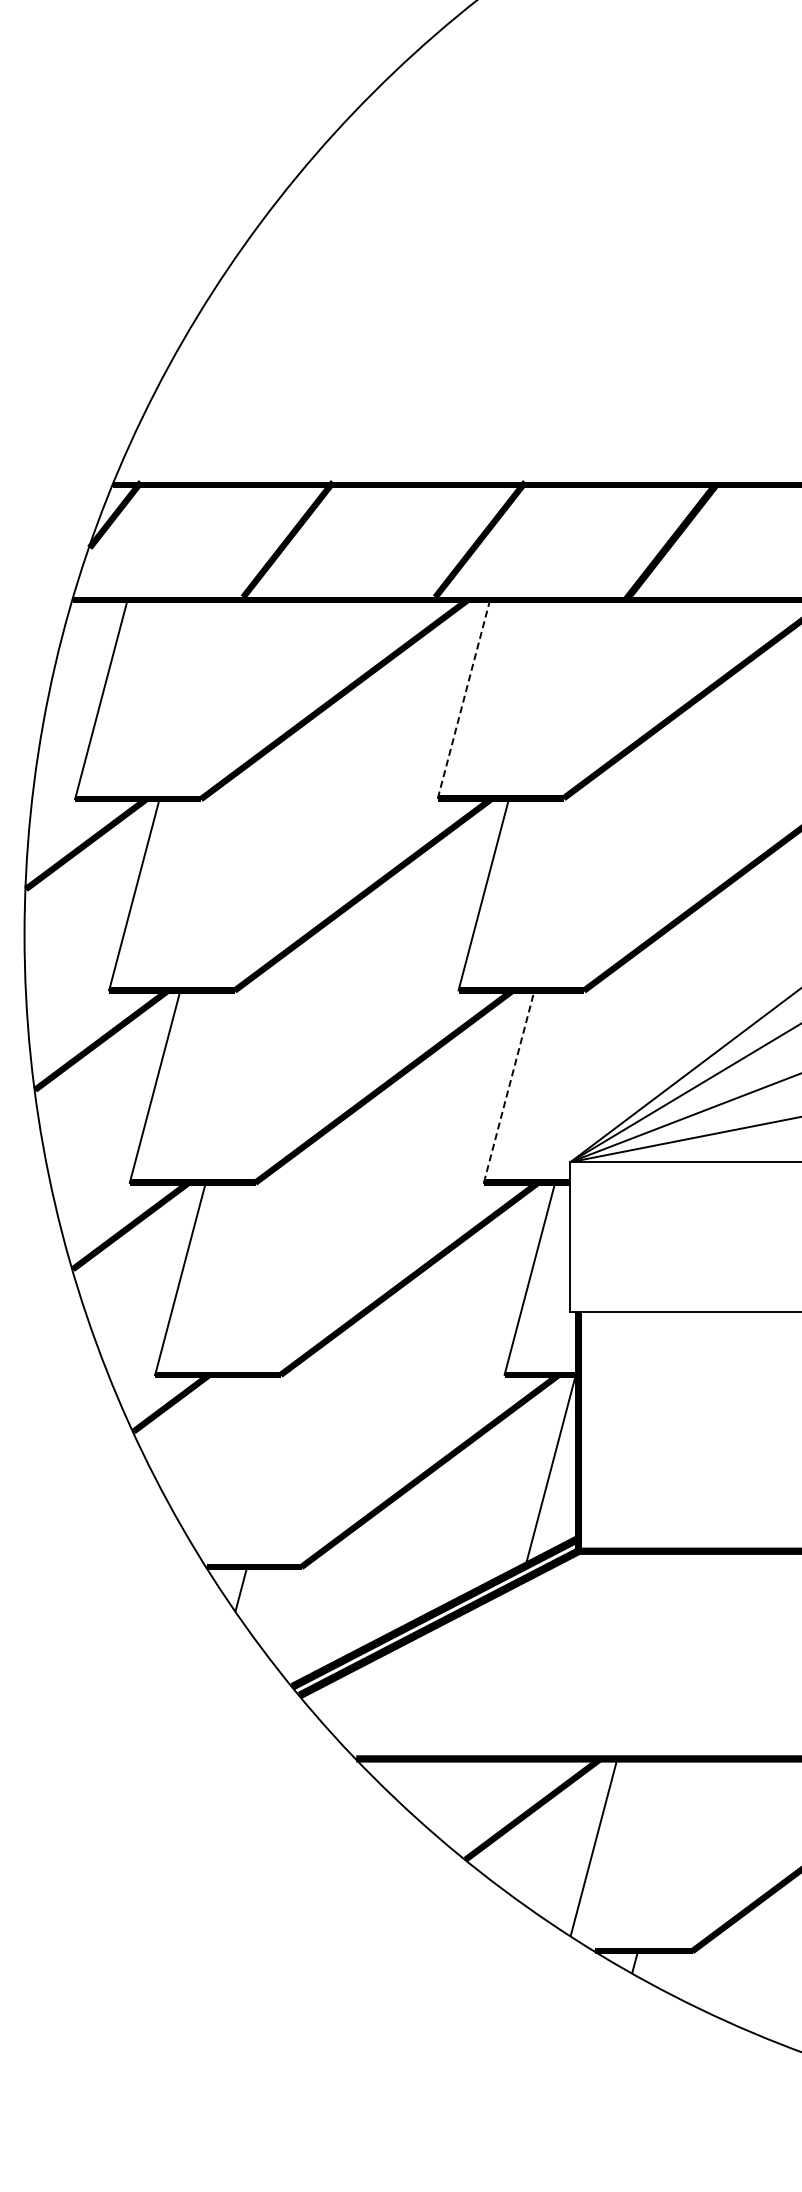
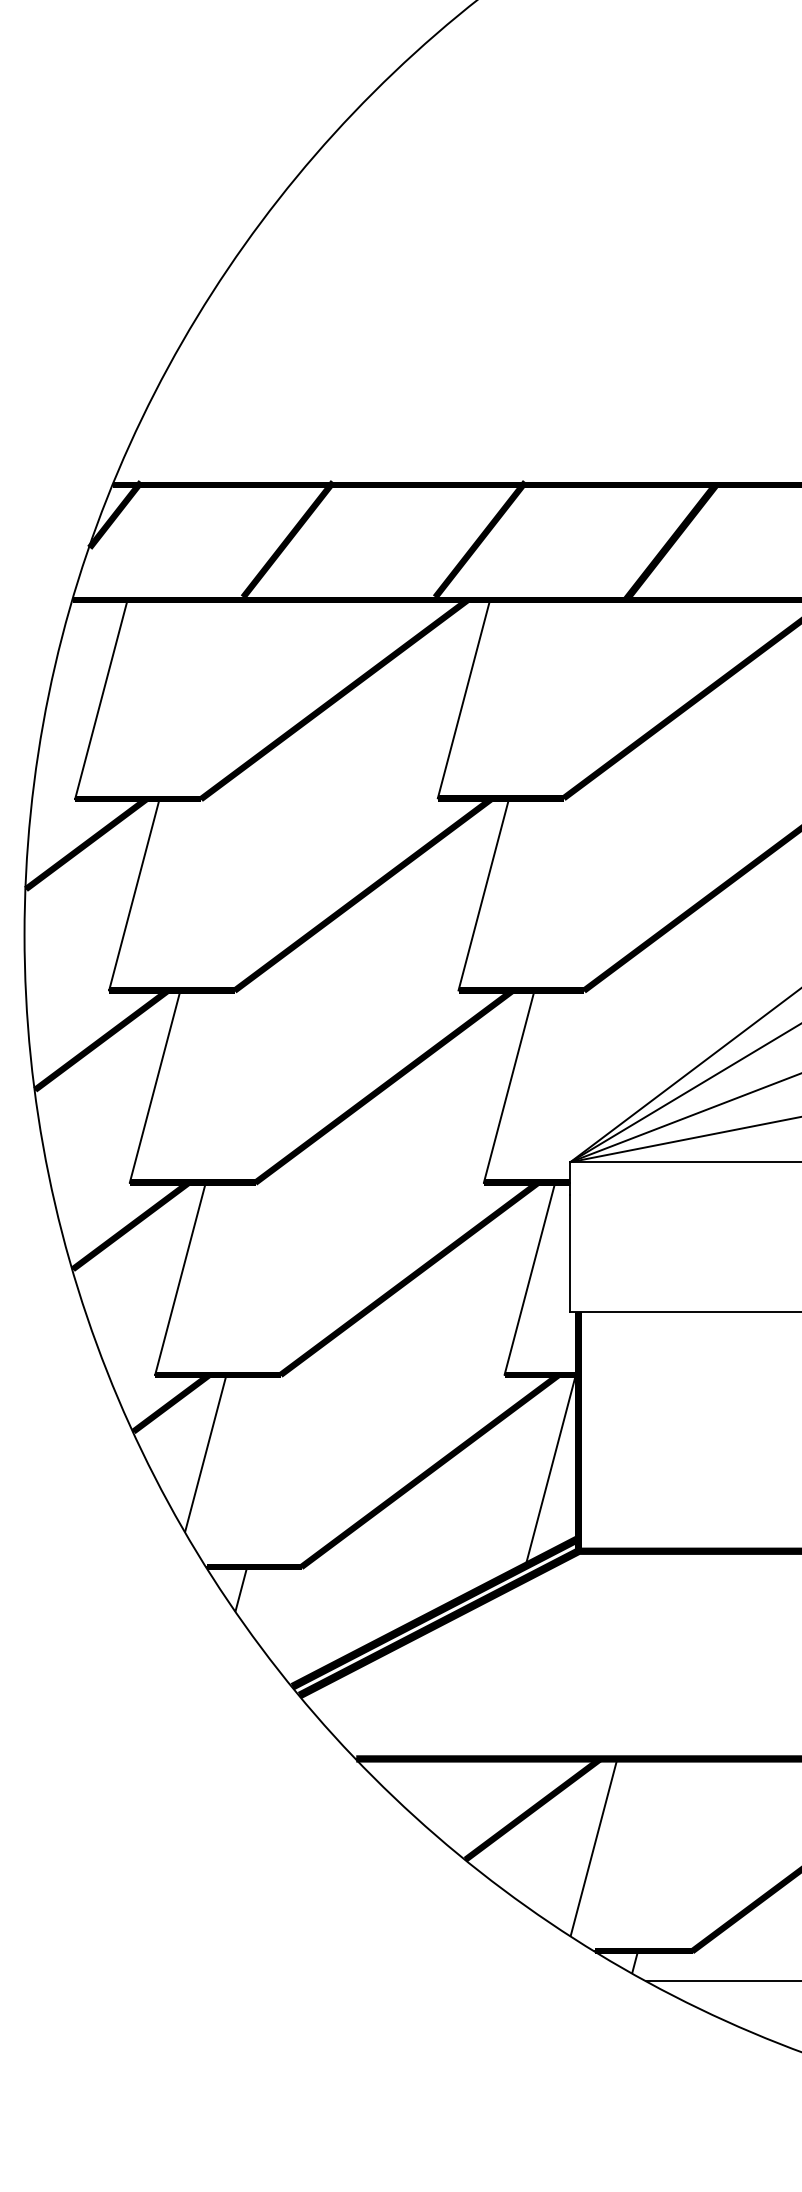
line: dashed -> solid (464, 698)
line: dashed -> solid (509, 1086)
line: none -> present (205, 1452)
line: none -> present (722, 1980)
